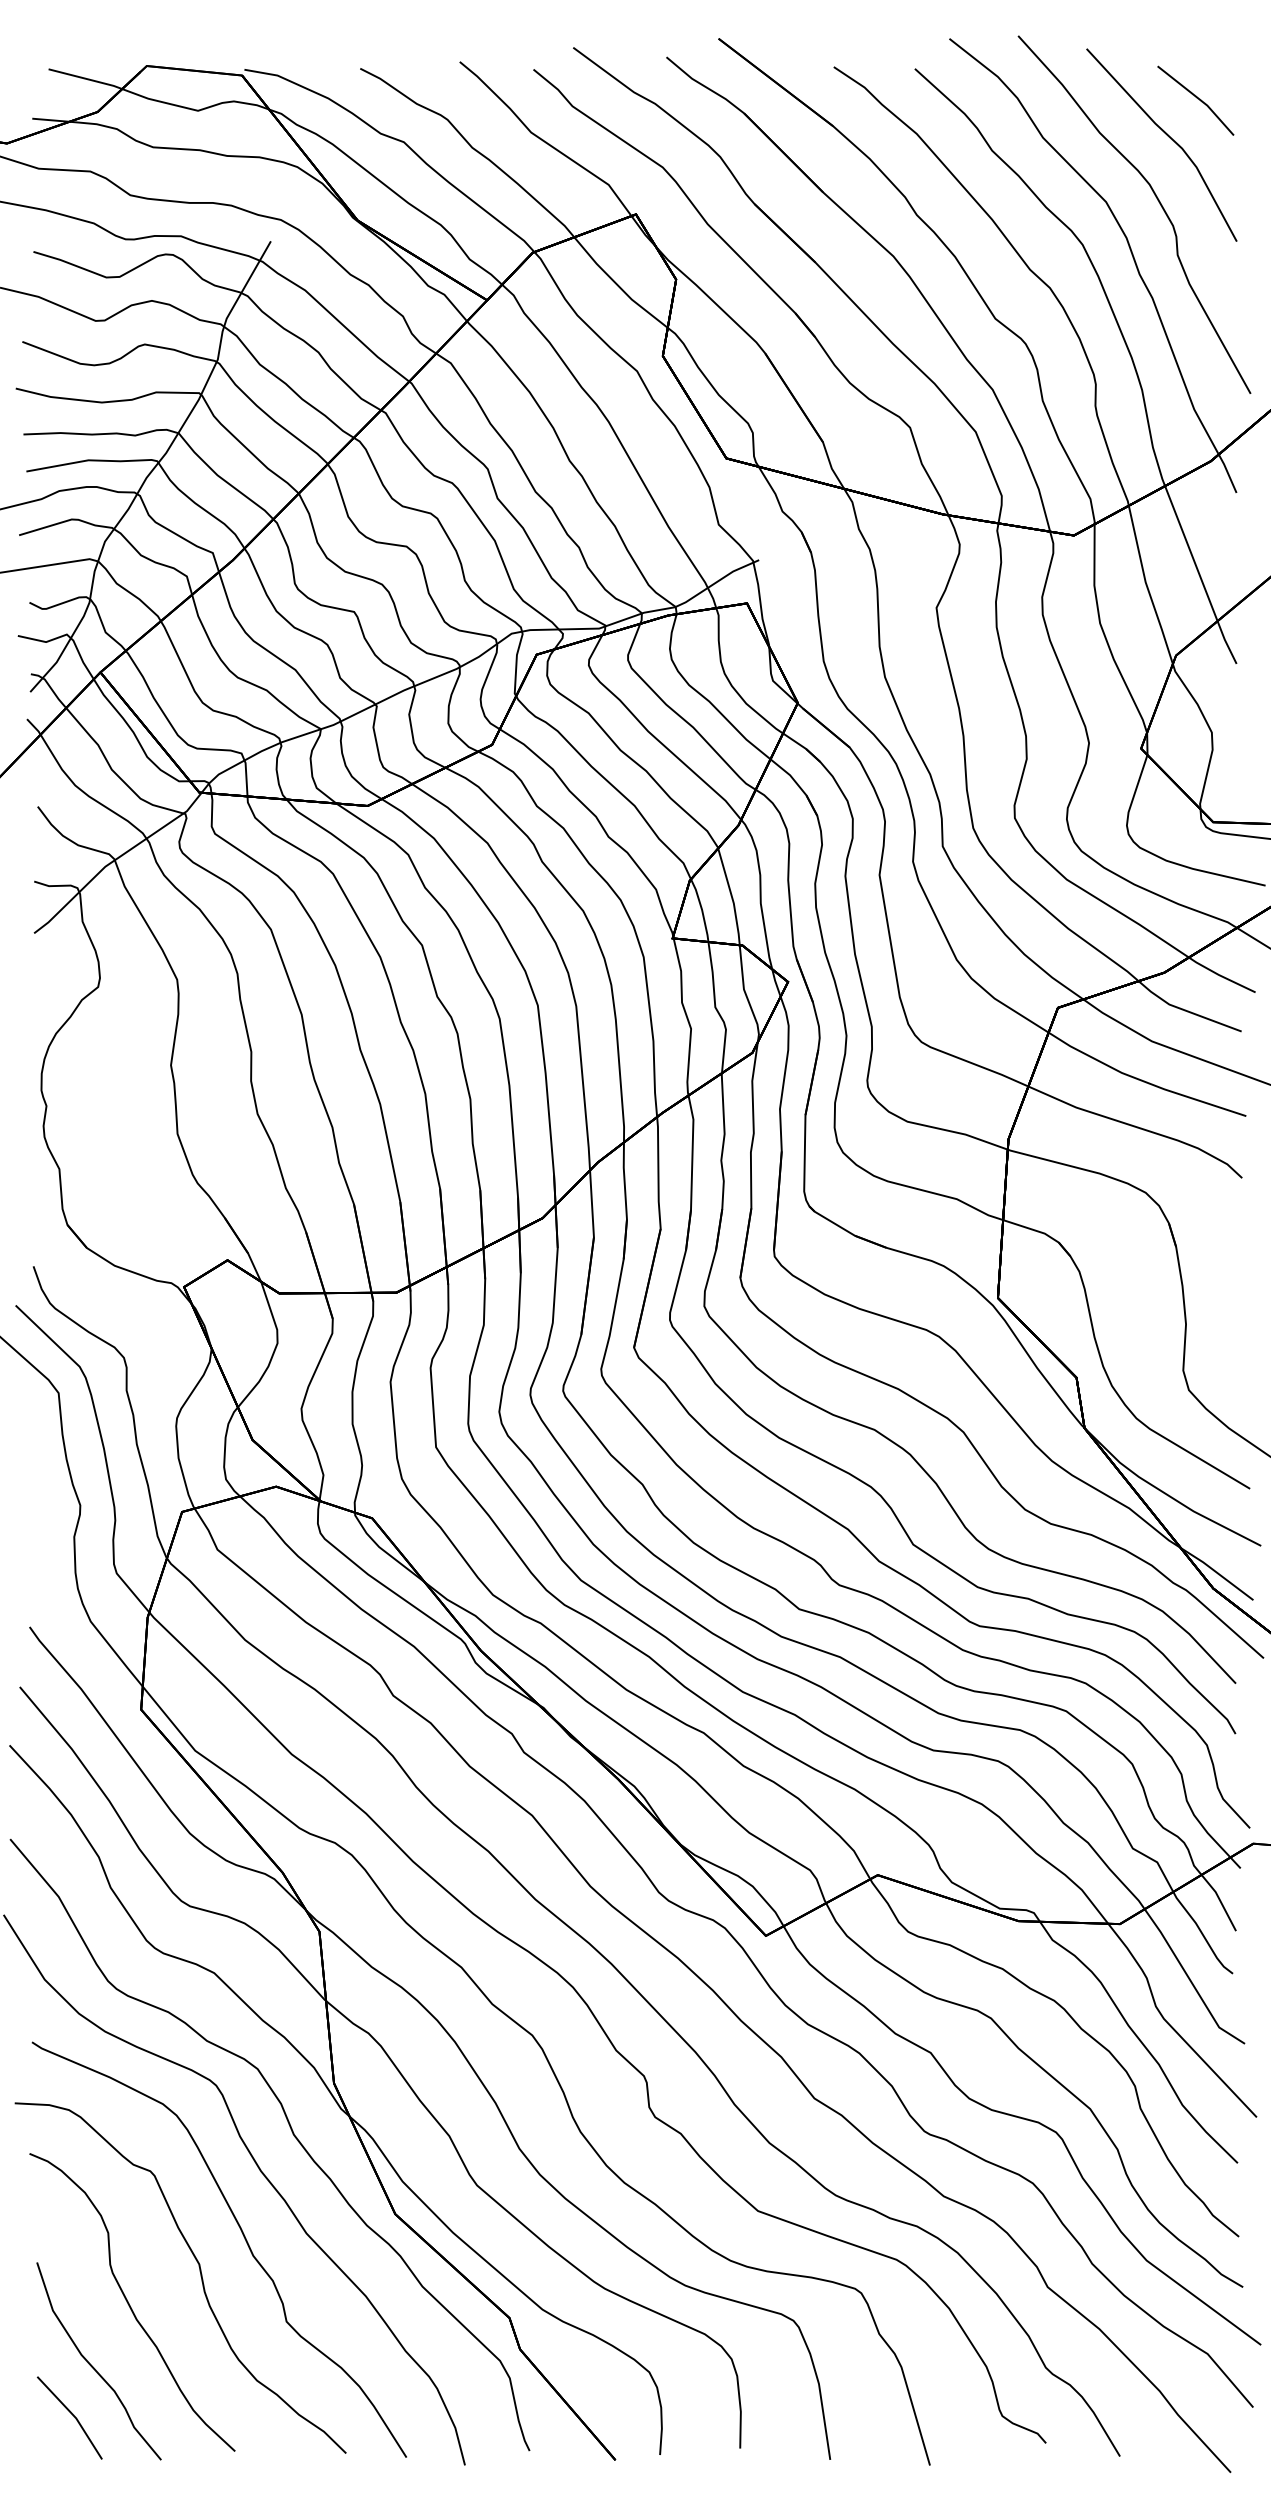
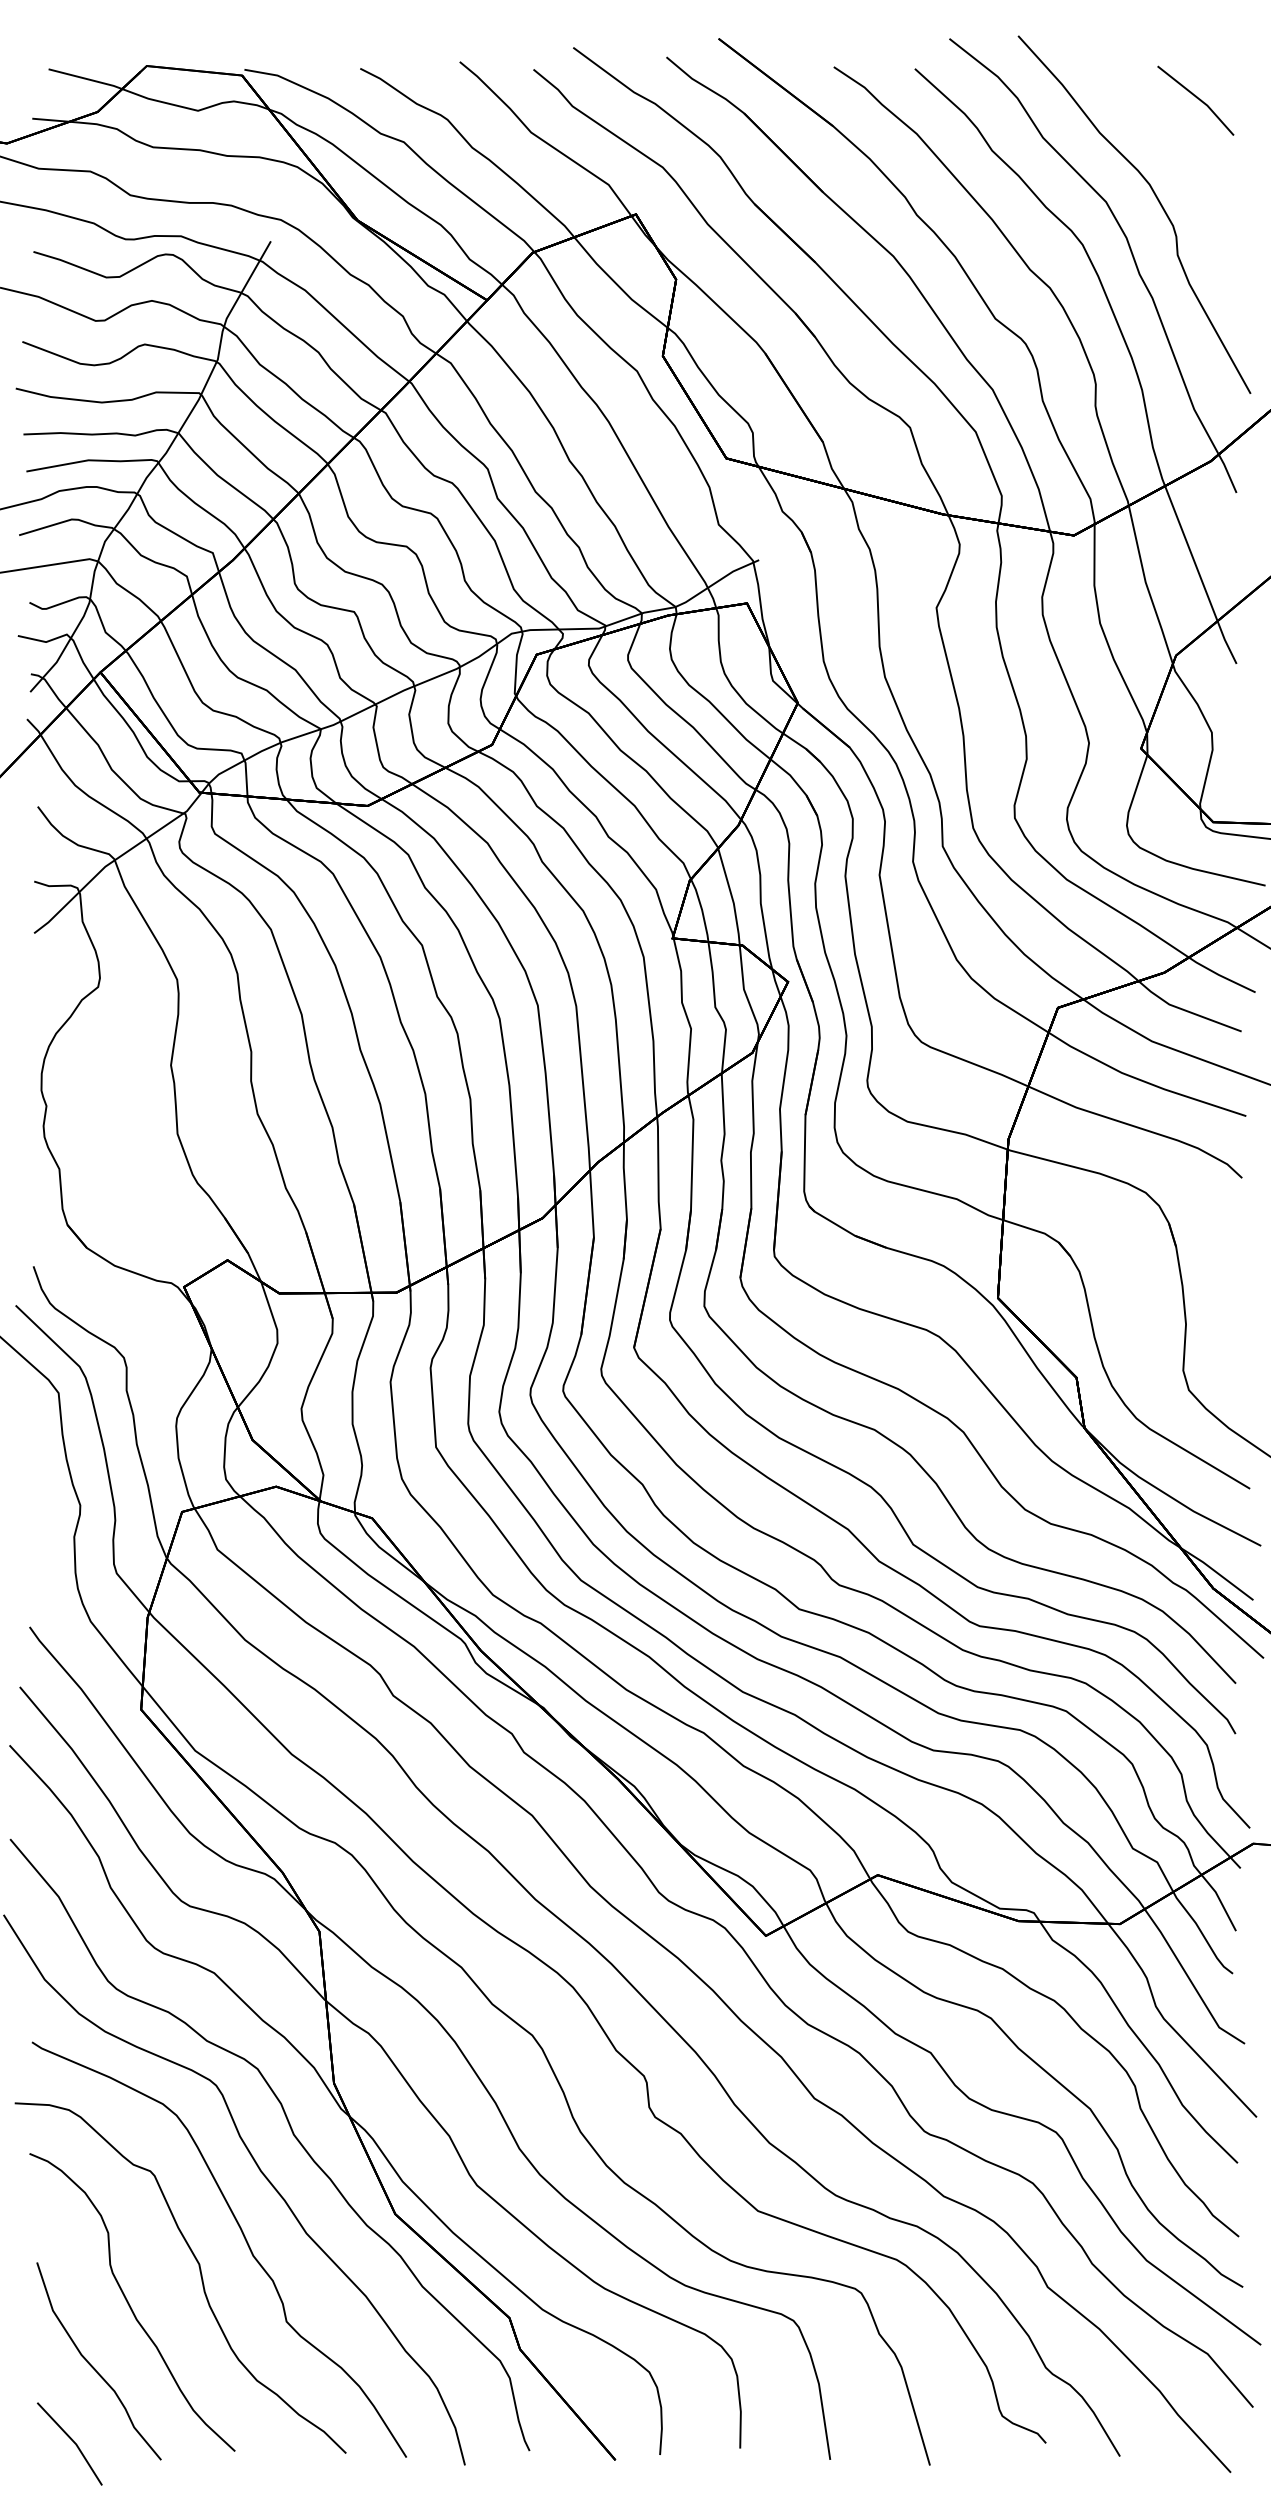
line: present -> none (1168, 137)
line position: (71, 2414) -> (71, 2440) (71, 2440)
